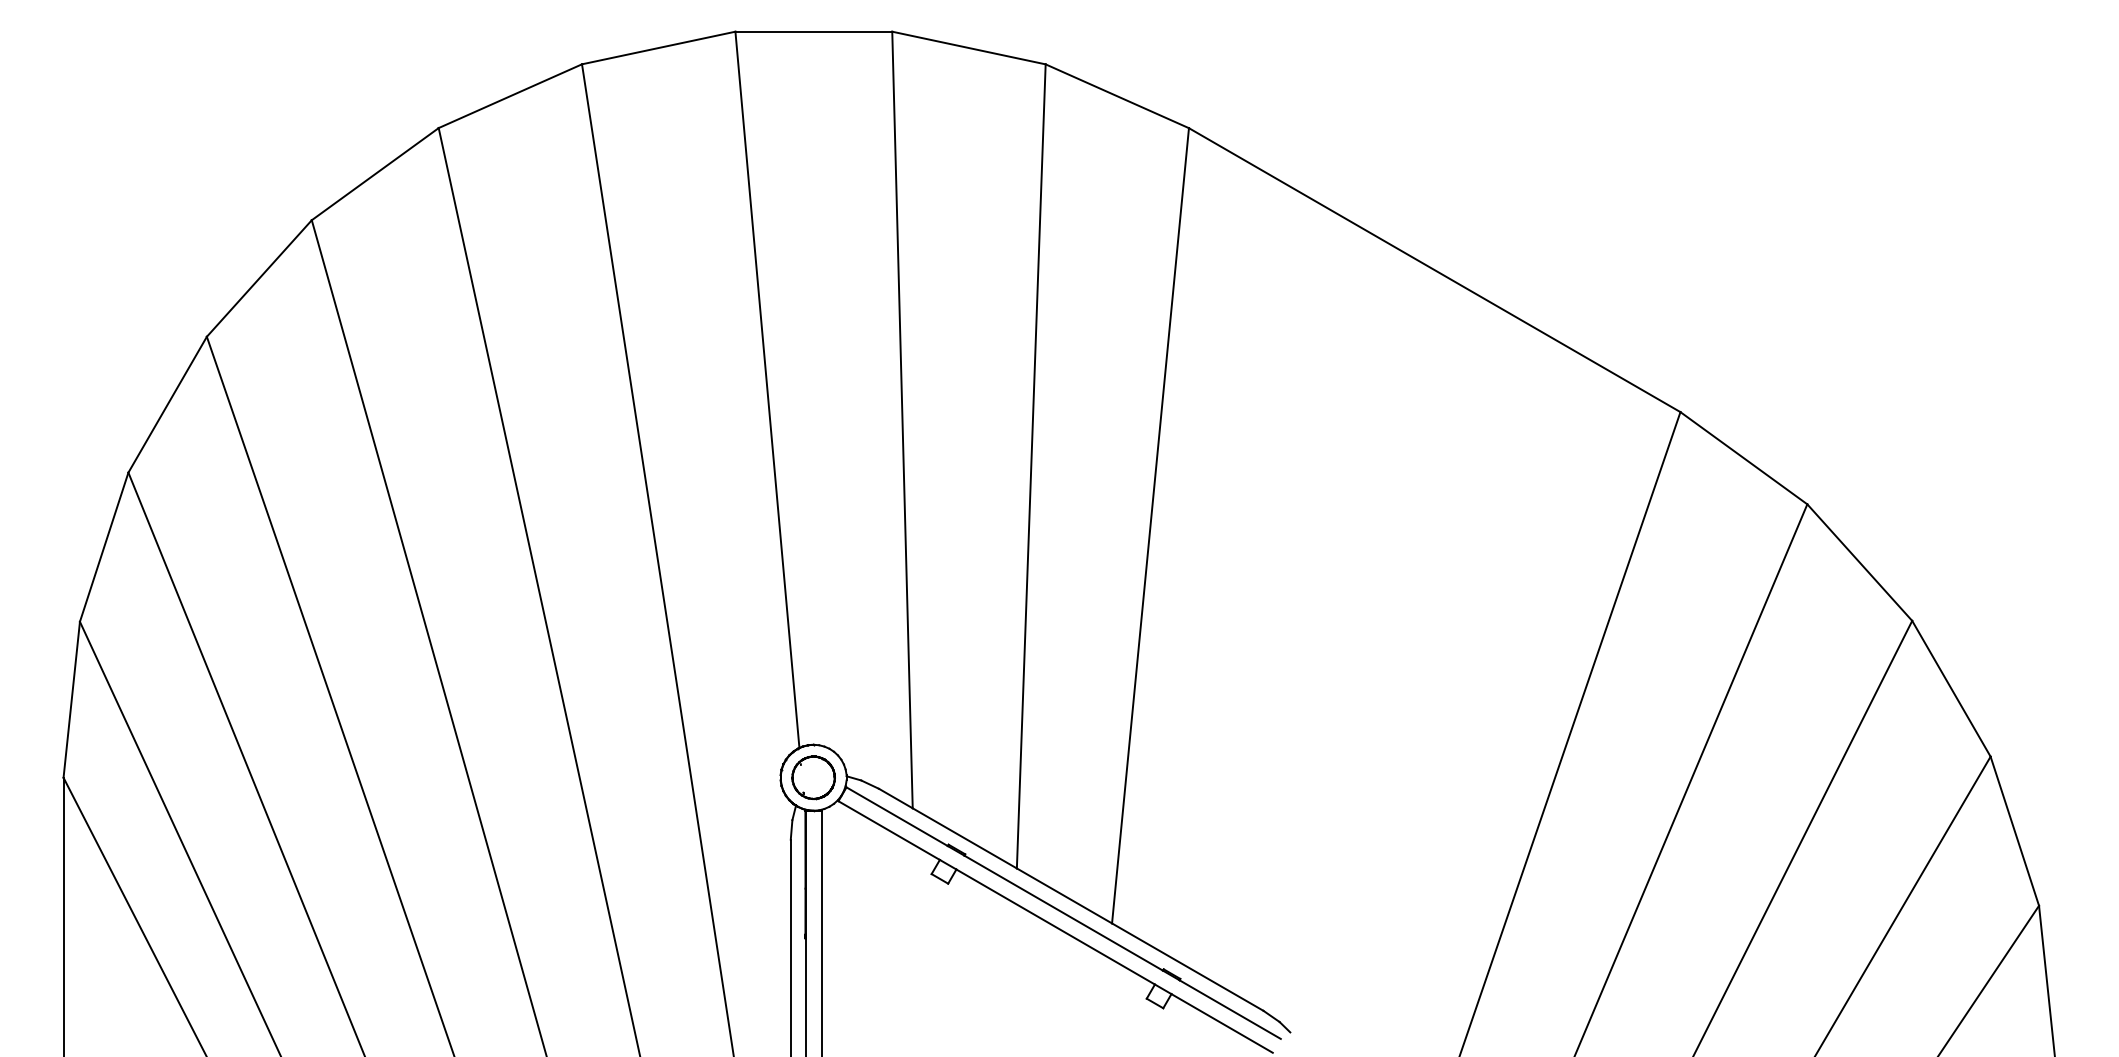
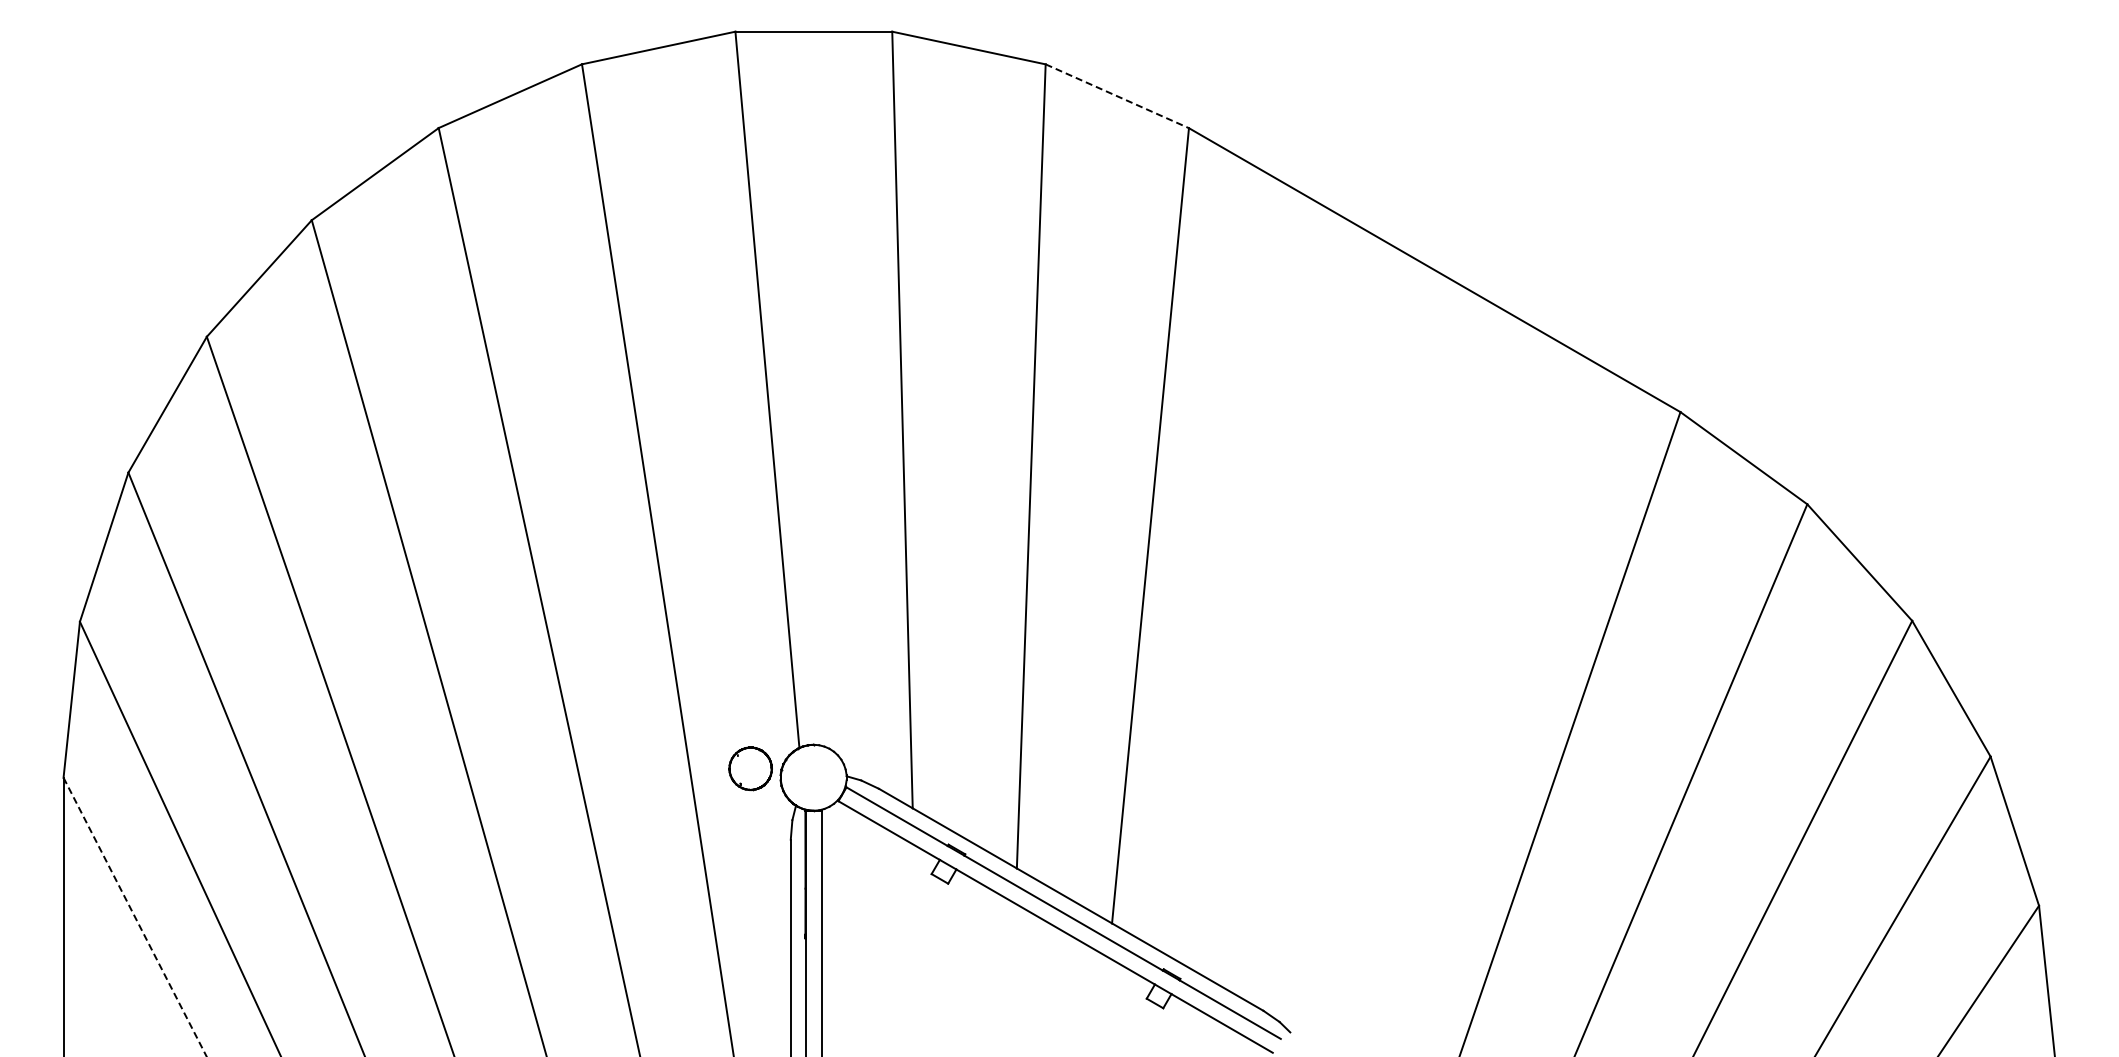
line: solid -> dashed (1117, 96)
part position: (813, 777) -> (750, 768) (750, 768)
line: solid -> dashed (135, 917)
